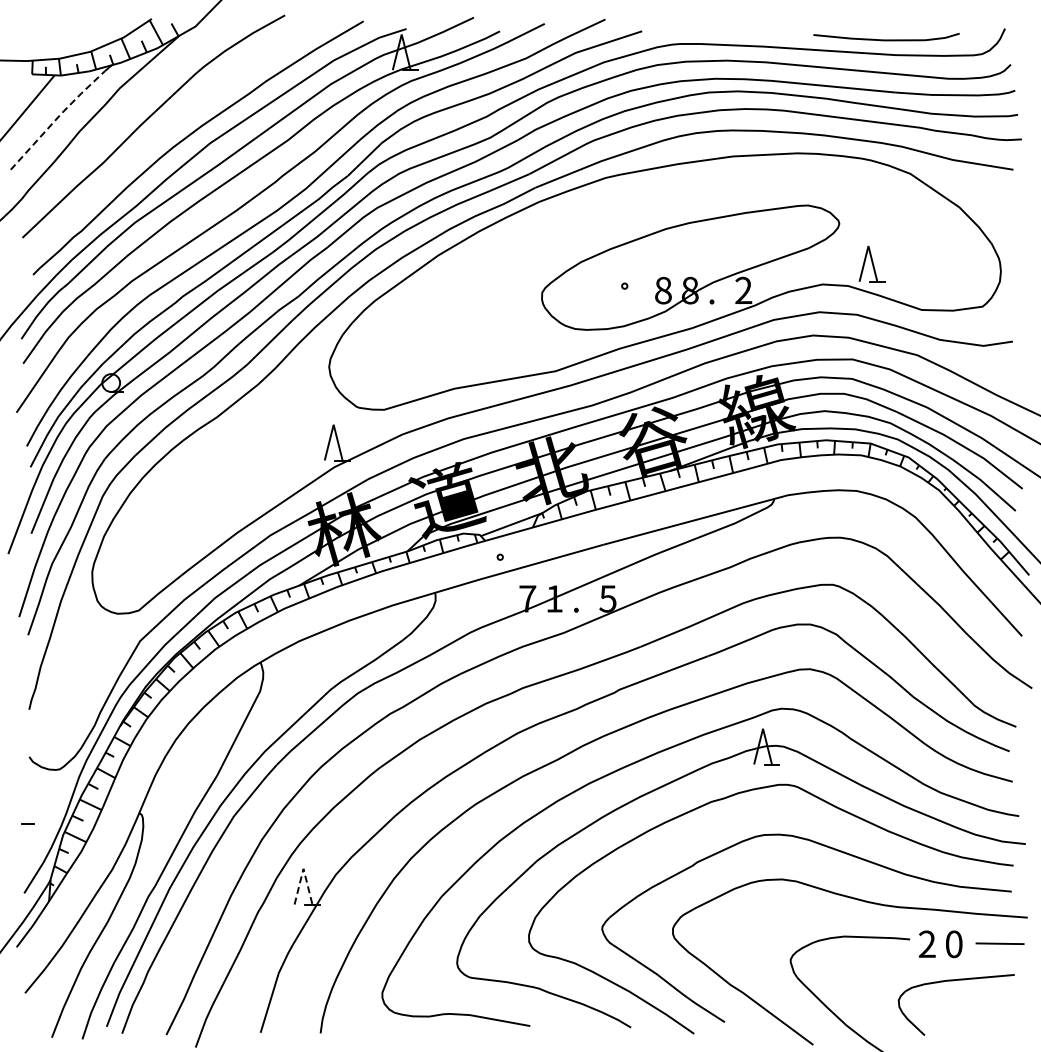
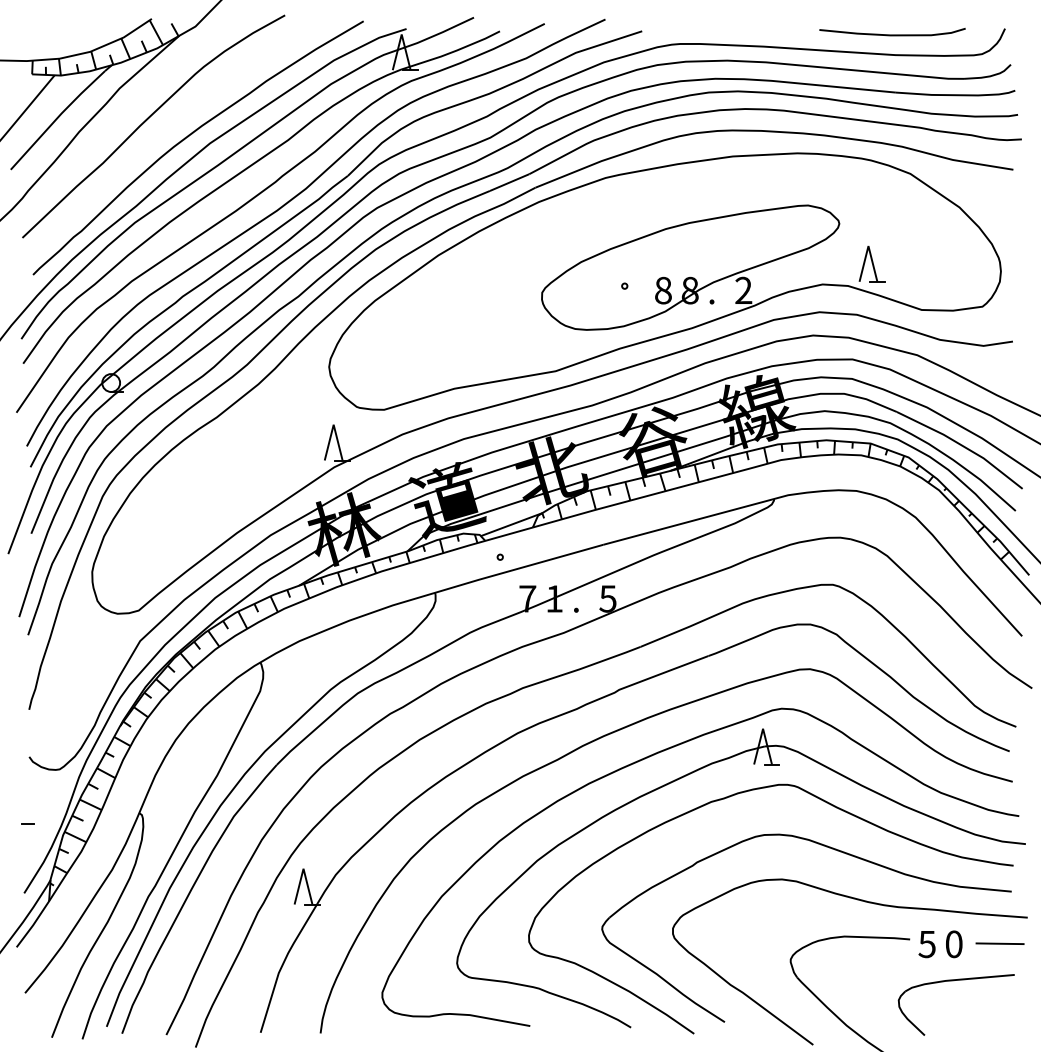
curve position: (886, 39) -> (892, 34) (892, 34)
line: dashed -> solid (57, 117)
line: dashed -> solid (303, 868)
text: 2 -> 5 (926, 944)
